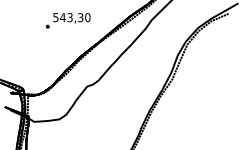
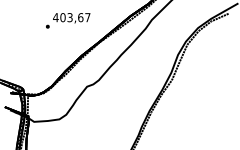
text: 543,30 -> 403,67 (71, 17)
